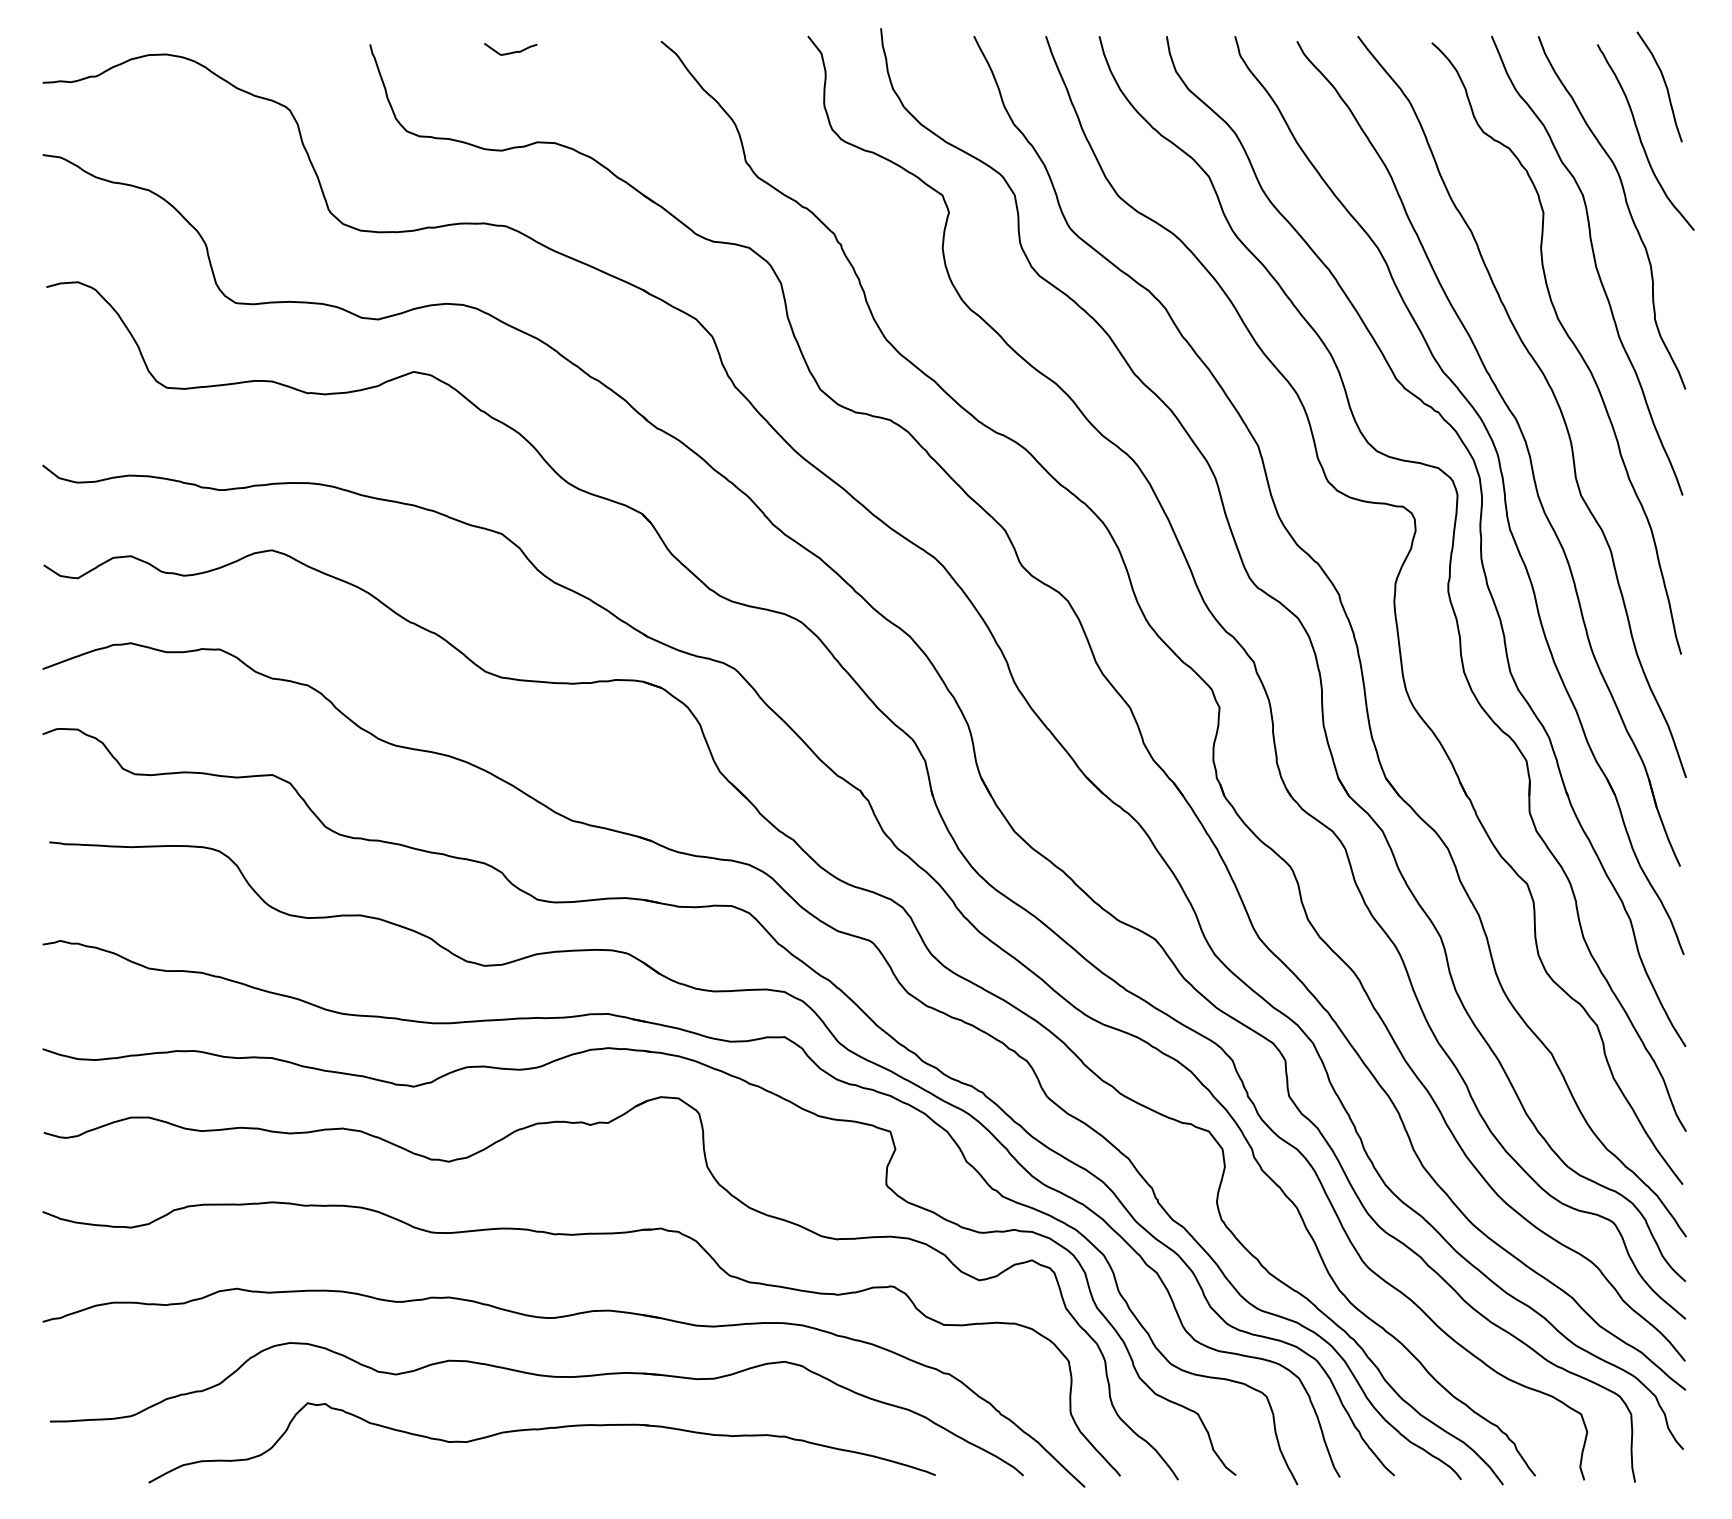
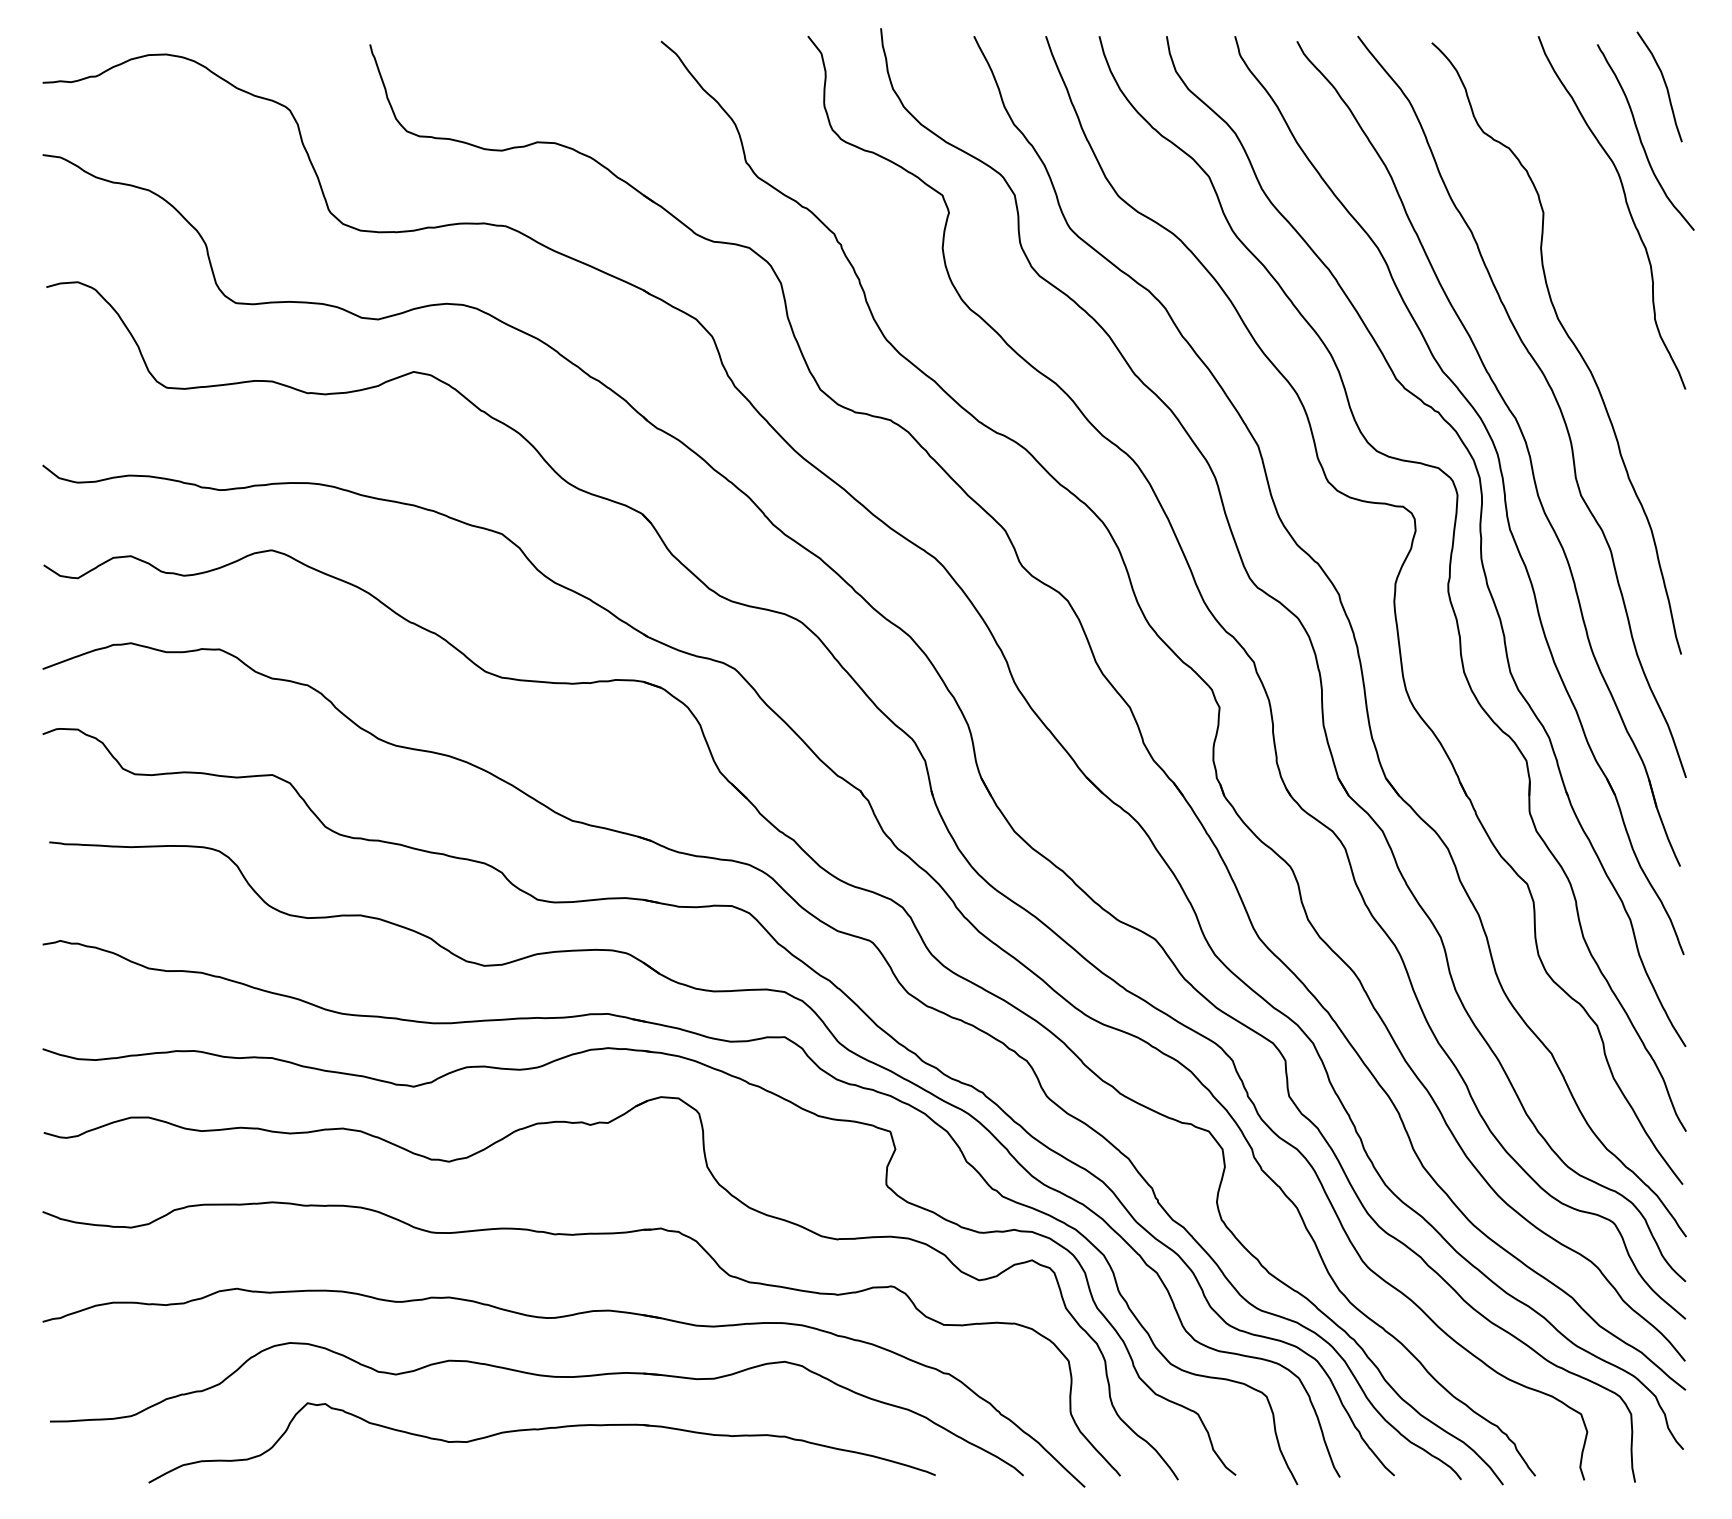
curve: present -> none (512, 51)
curve: present -> none (1594, 264)
